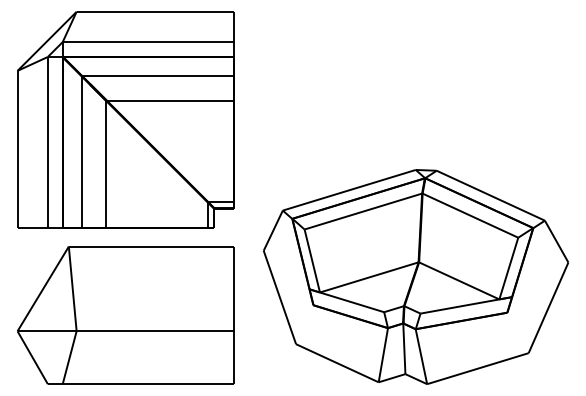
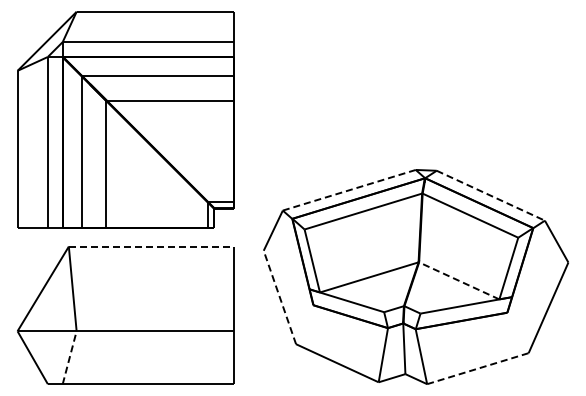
line: solid -> dashed (349, 190)
line: solid -> dashed (490, 195)
line: solid -> dashed (151, 246)
line: solid -> dashed (458, 280)
line: solid -> dashed (279, 297)
line: solid -> dashed (69, 357)
line: solid -> dashed (478, 368)
